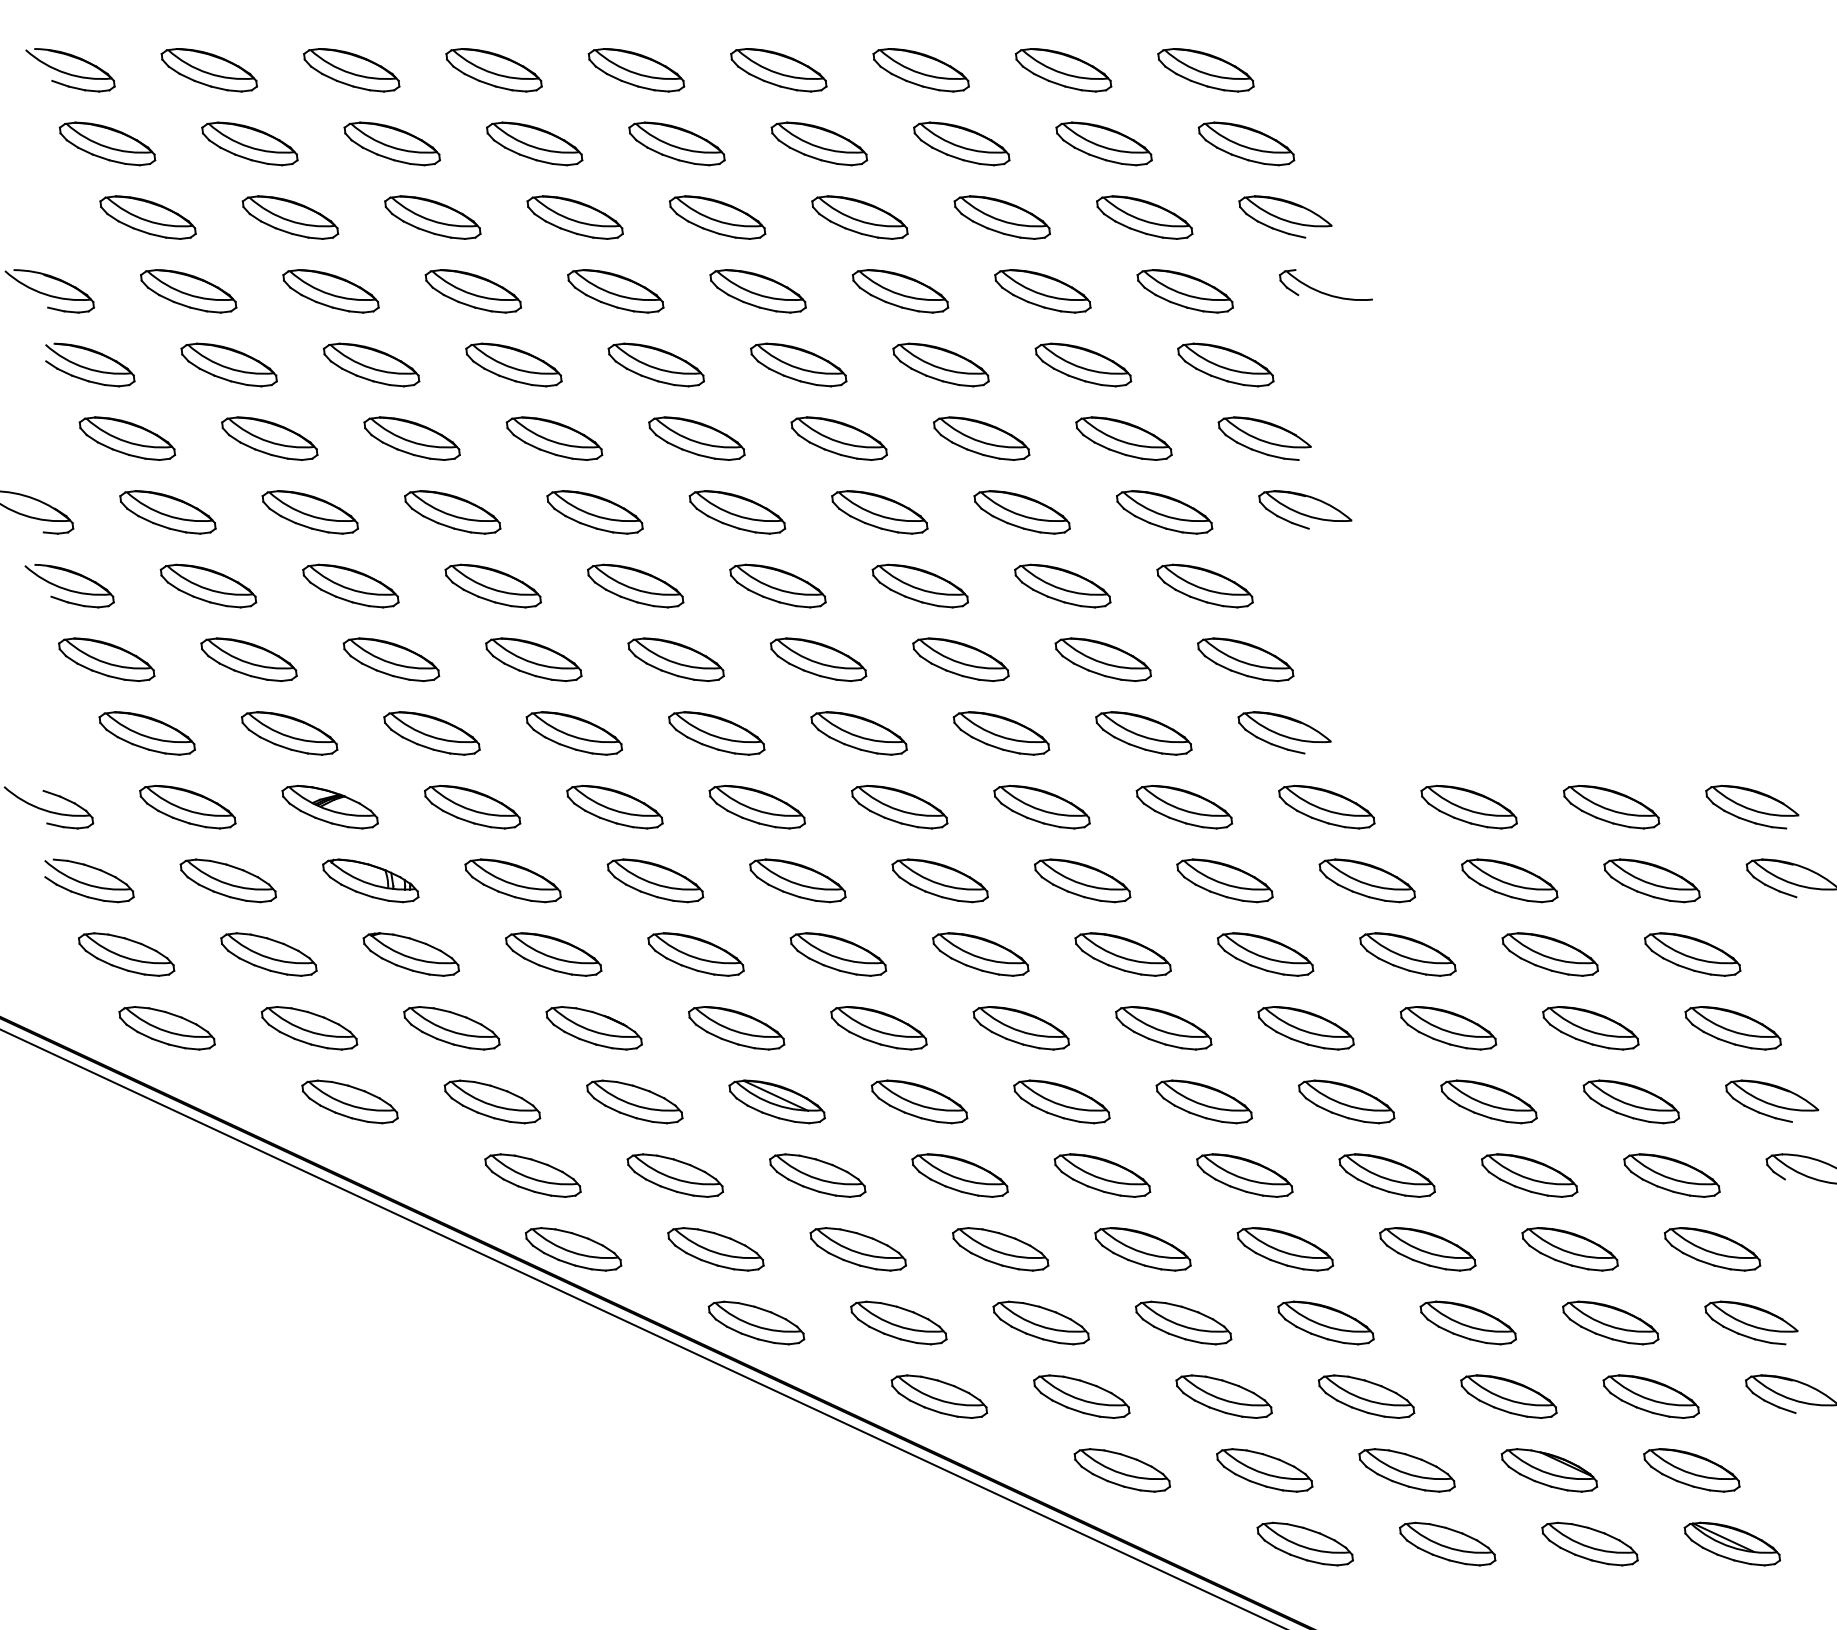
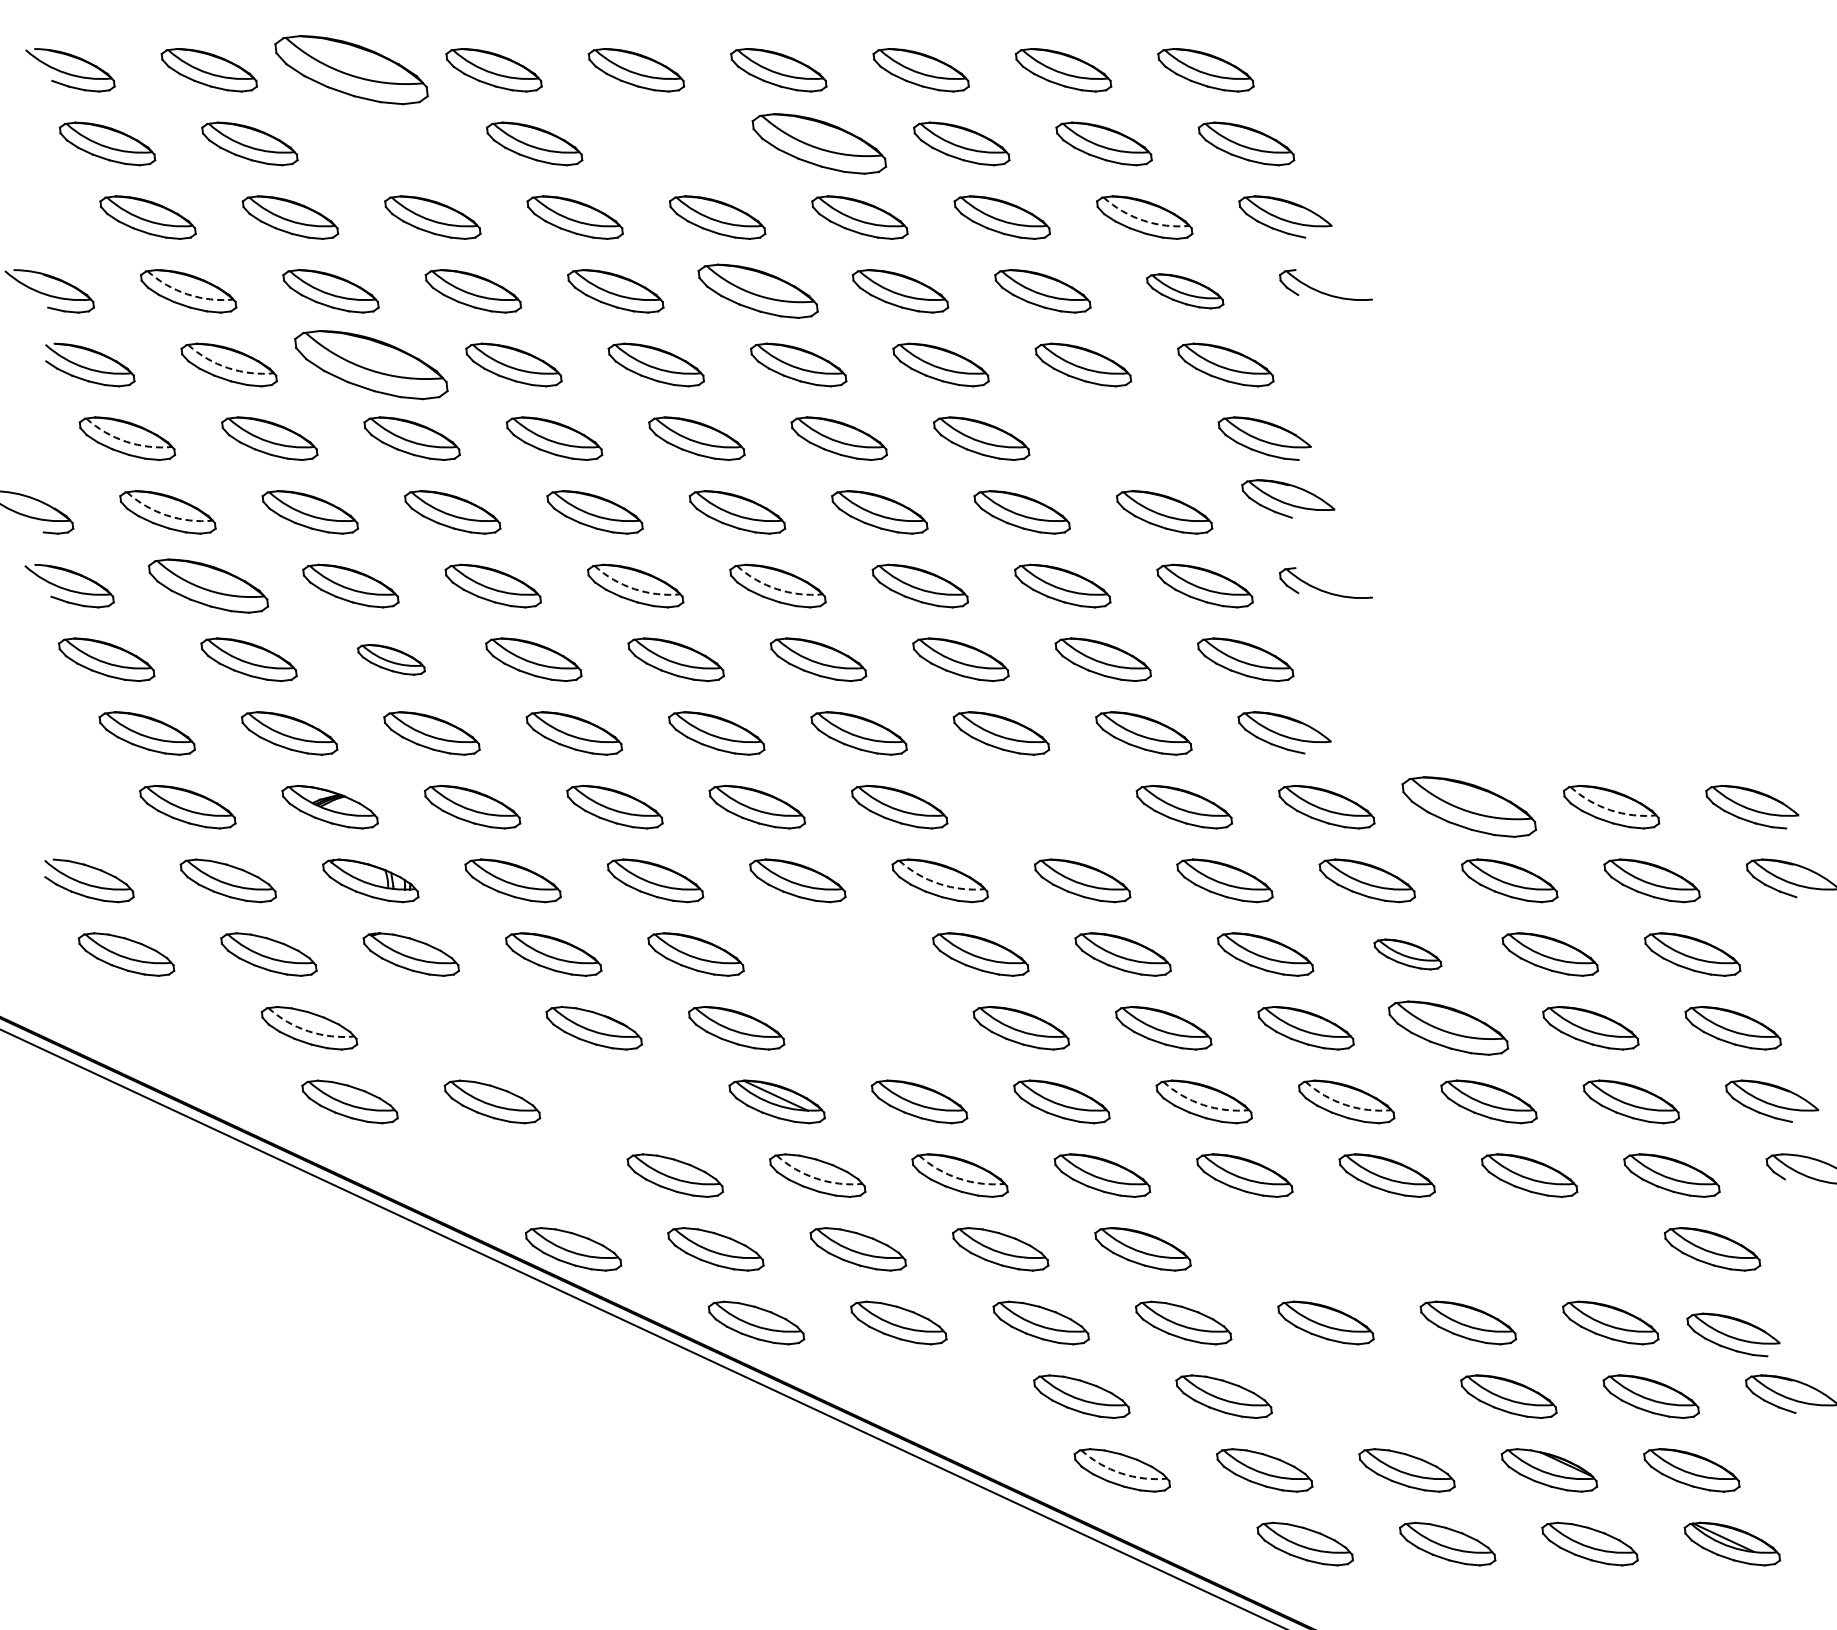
part size: 98x45 px -> 155x71 px (351, 70)
part: present -> none (391, 143)
part: present -> none (676, 143)
part size: 99x46 px -> 136x62 px (818, 143)
arc: solid -> dashed (1143, 220)
part size: 98x45 px -> 122x56 px (757, 290)
part size: 98x45 px -> 79x37 px (1185, 291)
arc: solid -> dashed (187, 294)
part size: 98x46 px -> 155x71 px (371, 365)
arc: solid -> dashed (228, 368)
part: present -> none (1123, 438)
arc: solid -> dashed (126, 441)
part position: (1305, 509) -> (1288, 498) (1288, 498)
arc: solid -> dashed (166, 515)
part size: 99x46 px -> 122x56 px (208, 585)
arc: solid -> dashed (634, 589)
arc: solid -> dashed (777, 589)
part: none -> present (1321, 589)
part size: 99x46 px -> 69x32 px (391, 659)
part: present -> none (48, 807)
part: present -> none (1041, 807)
part size: 98x45 px -> 136x62 px (1468, 806)
arc: solid -> dashed (1610, 810)
arc: solid -> dashed (939, 883)
part: present -> none (838, 954)
part size: 98x45 px -> 70x33 px (1407, 954)
part: present -> none (166, 1028)
part: present -> none (451, 1028)
part: present -> none (878, 1028)
part size: 99x45 px -> 122x56 px (1448, 1027)
arc: solid -> dashed (308, 1031)
part: present -> none (634, 1101)
arc: solid -> dashed (1203, 1105)
arc: solid -> dashed (1345, 1105)
part: present -> none (532, 1175)
arc: solid -> dashed (816, 1178)
arc: solid -> dashed (959, 1178)
part: present -> none (1285, 1249)
part: present -> none (1427, 1249)
part: present -> none (1569, 1249)
part position: (1751, 1322) -> (1733, 1334) (1733, 1334)
part: present -> none (939, 1396)
part: present -> none (1366, 1396)
arc: solid -> dashed (1121, 1473)
